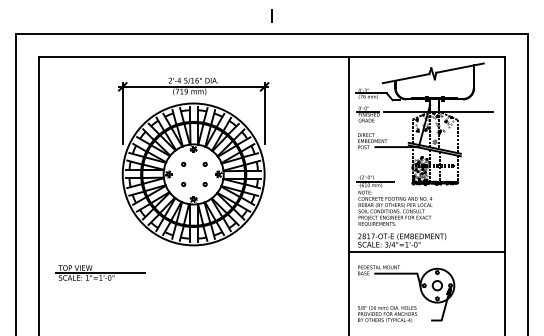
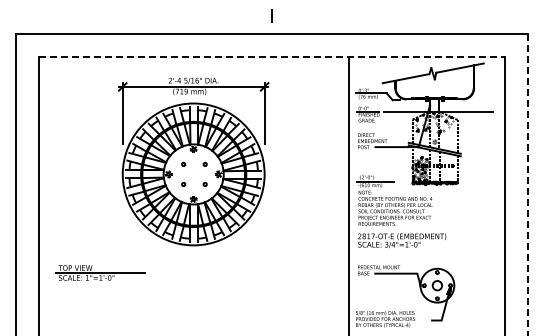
line: solid -> dashed (272, 56)
line: solid -> dashed (527, 185)
line: present -> none (427, 252)
text position: (387, 314) -> (385, 319) (385, 319)
